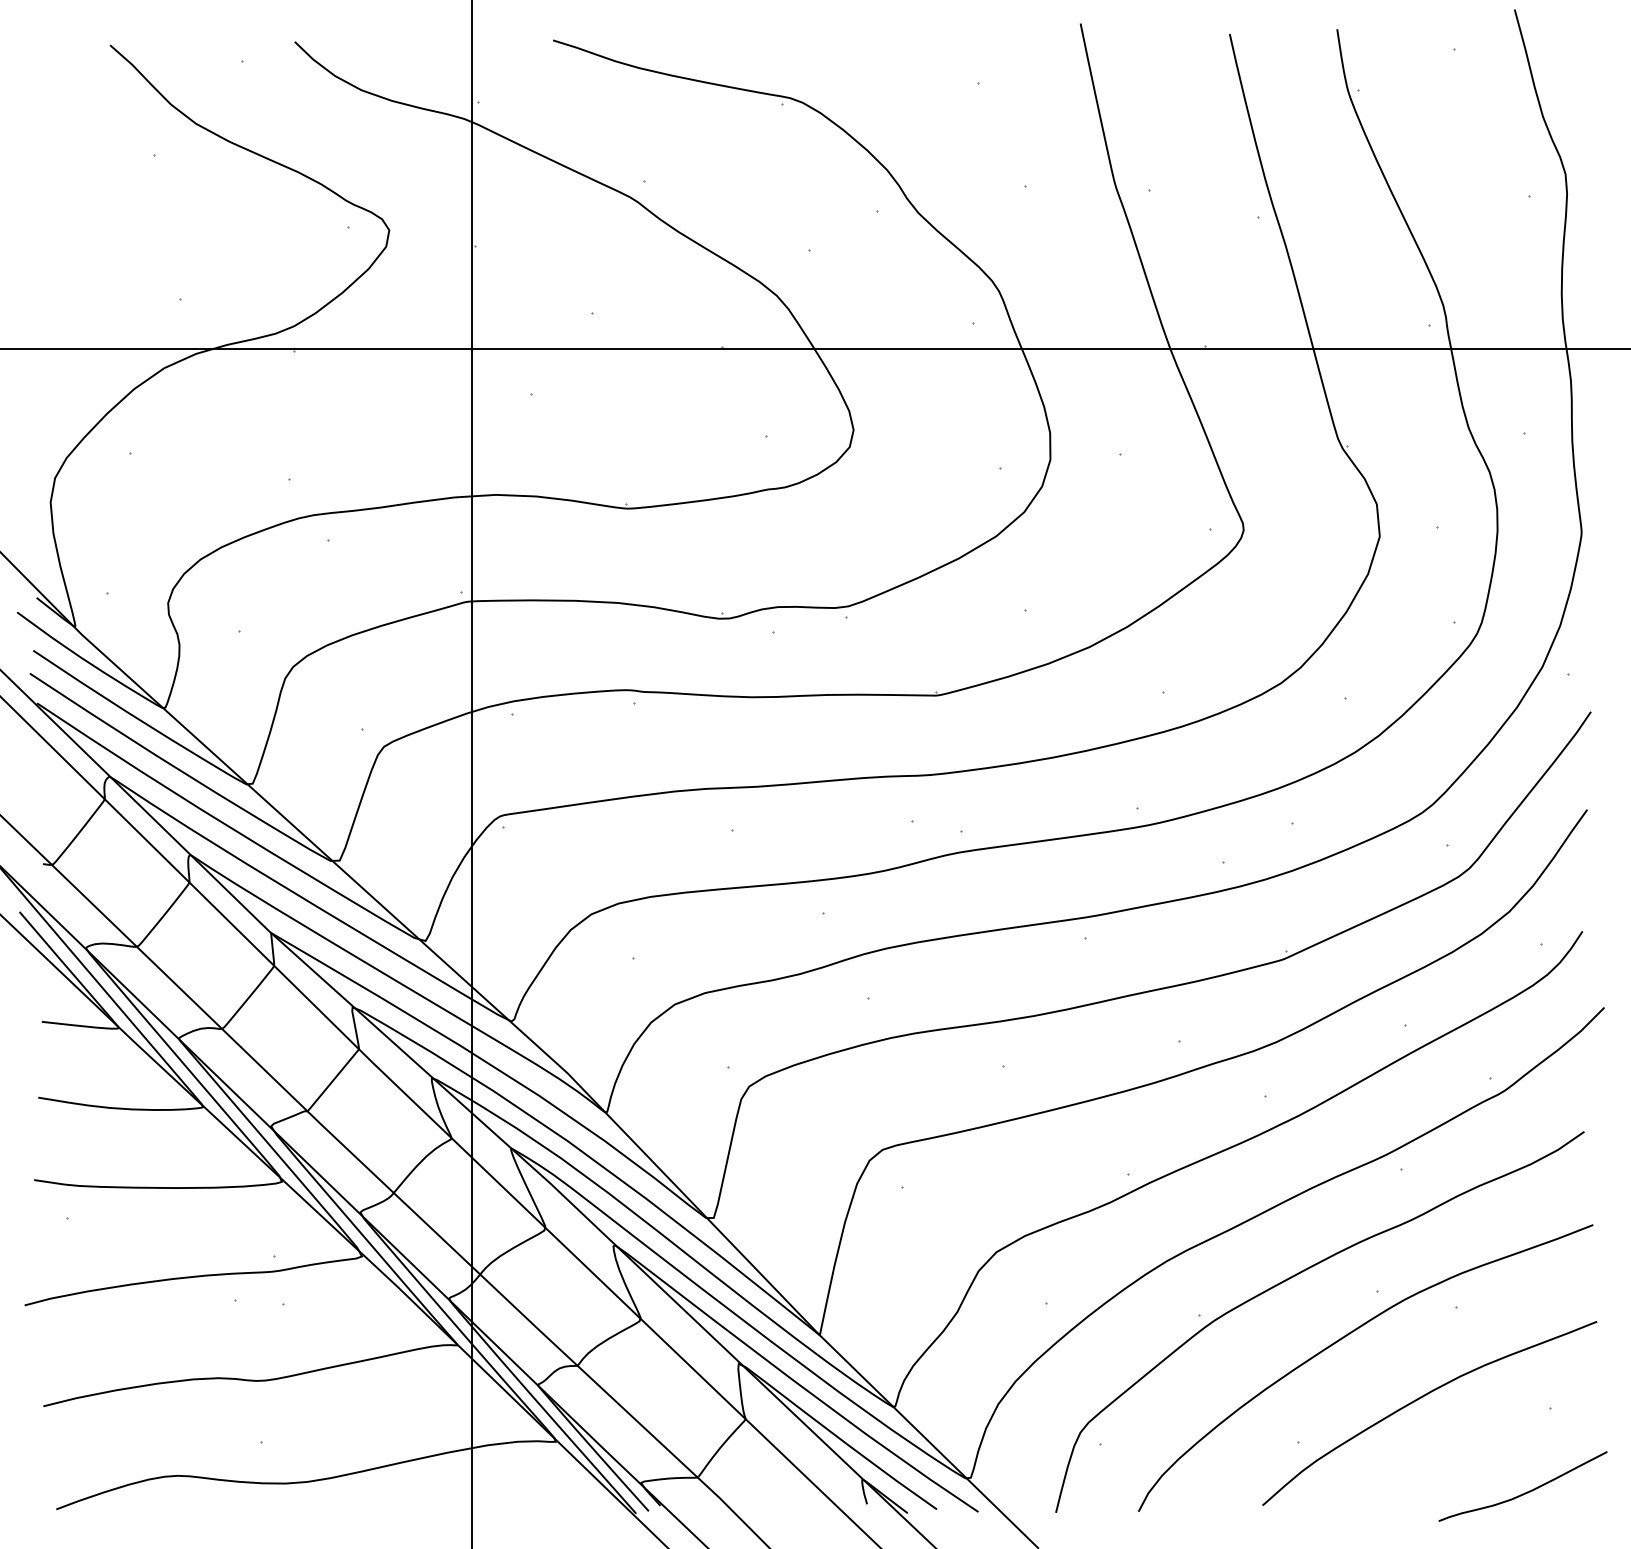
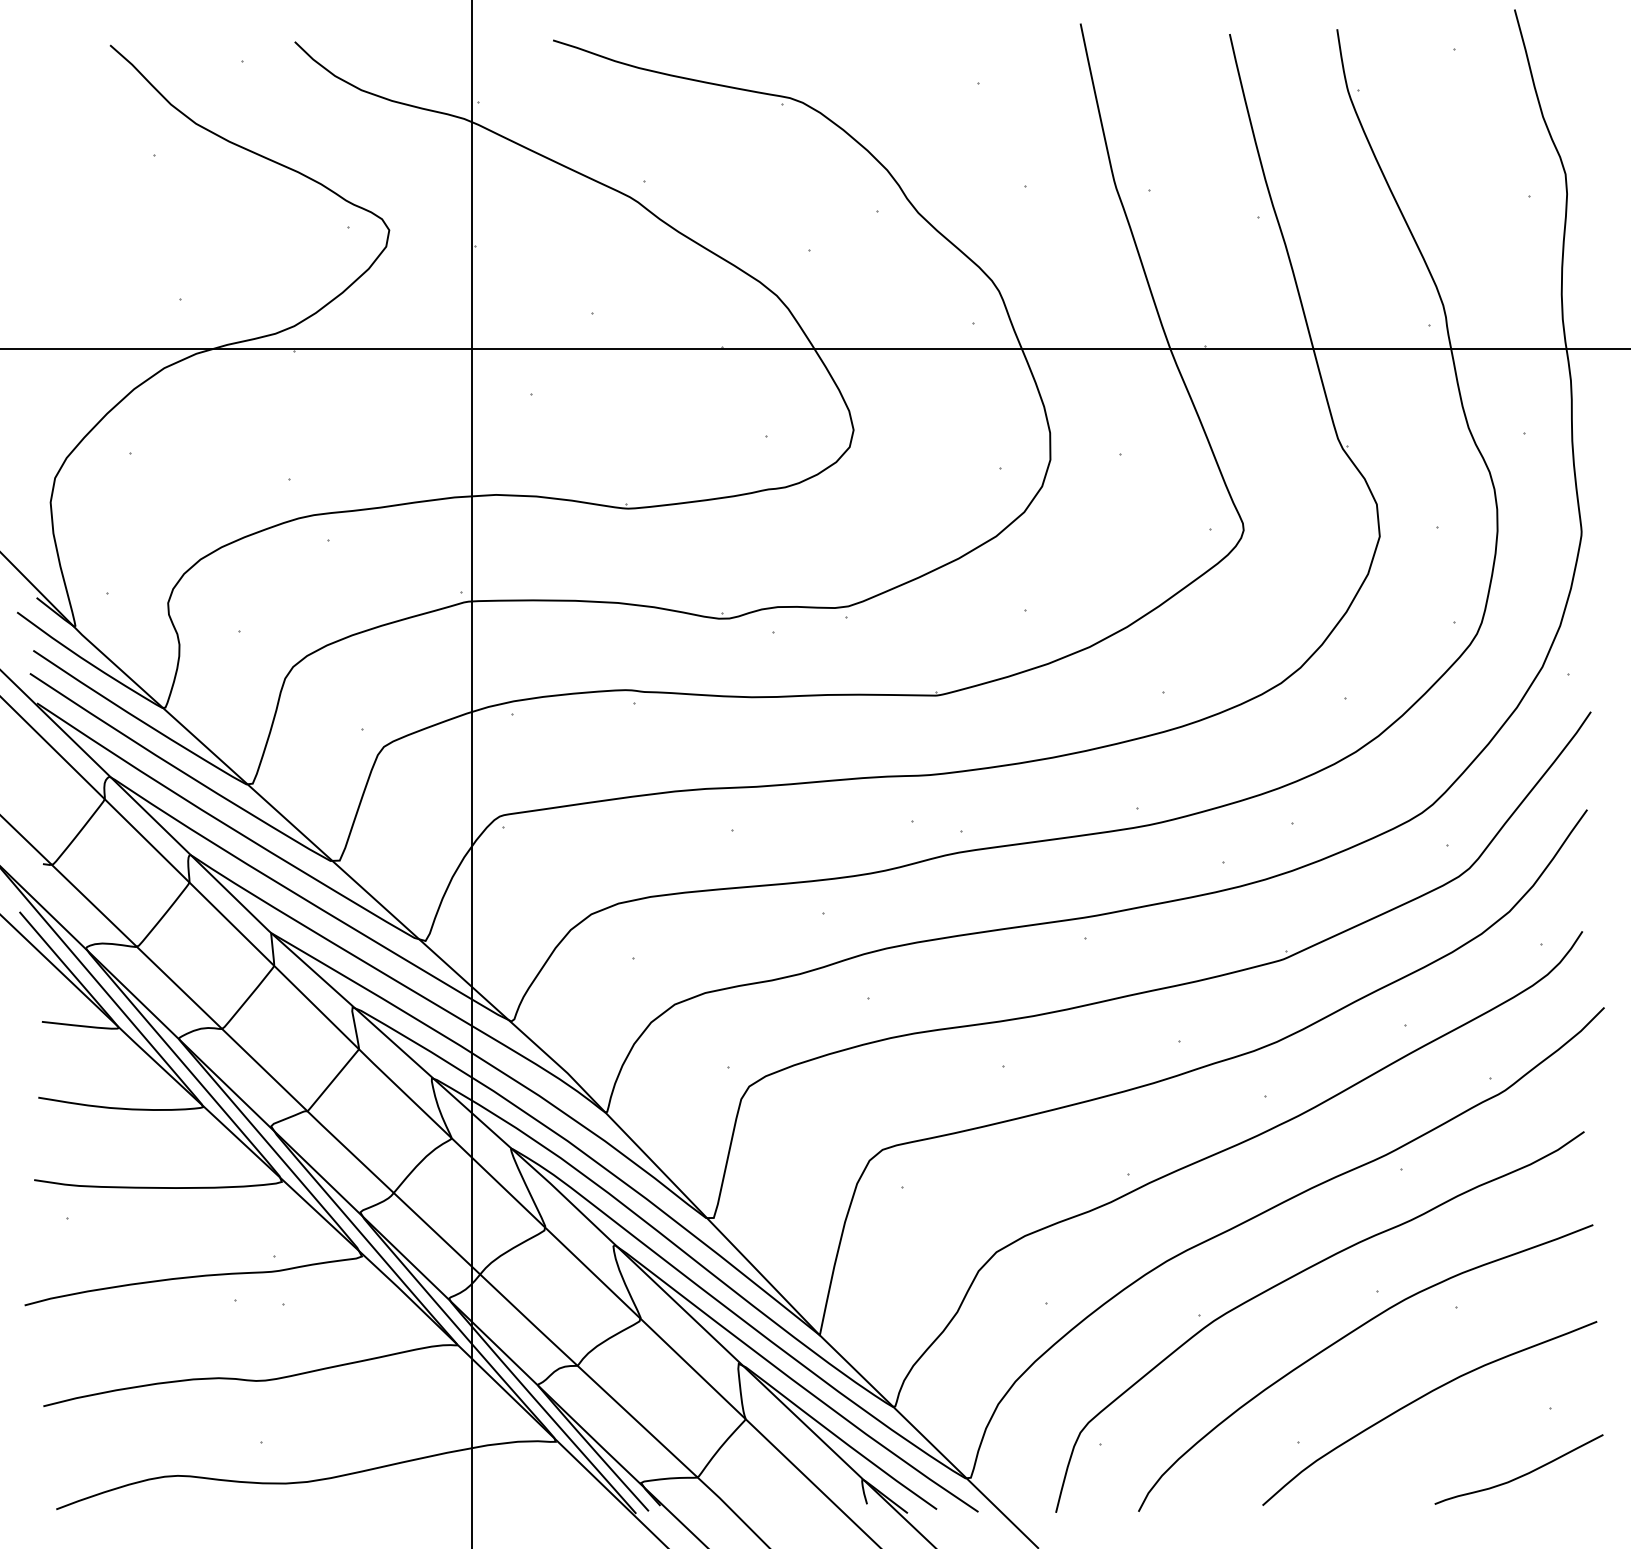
curve position: (1524, 1492) -> (1520, 1475) (1520, 1475)
